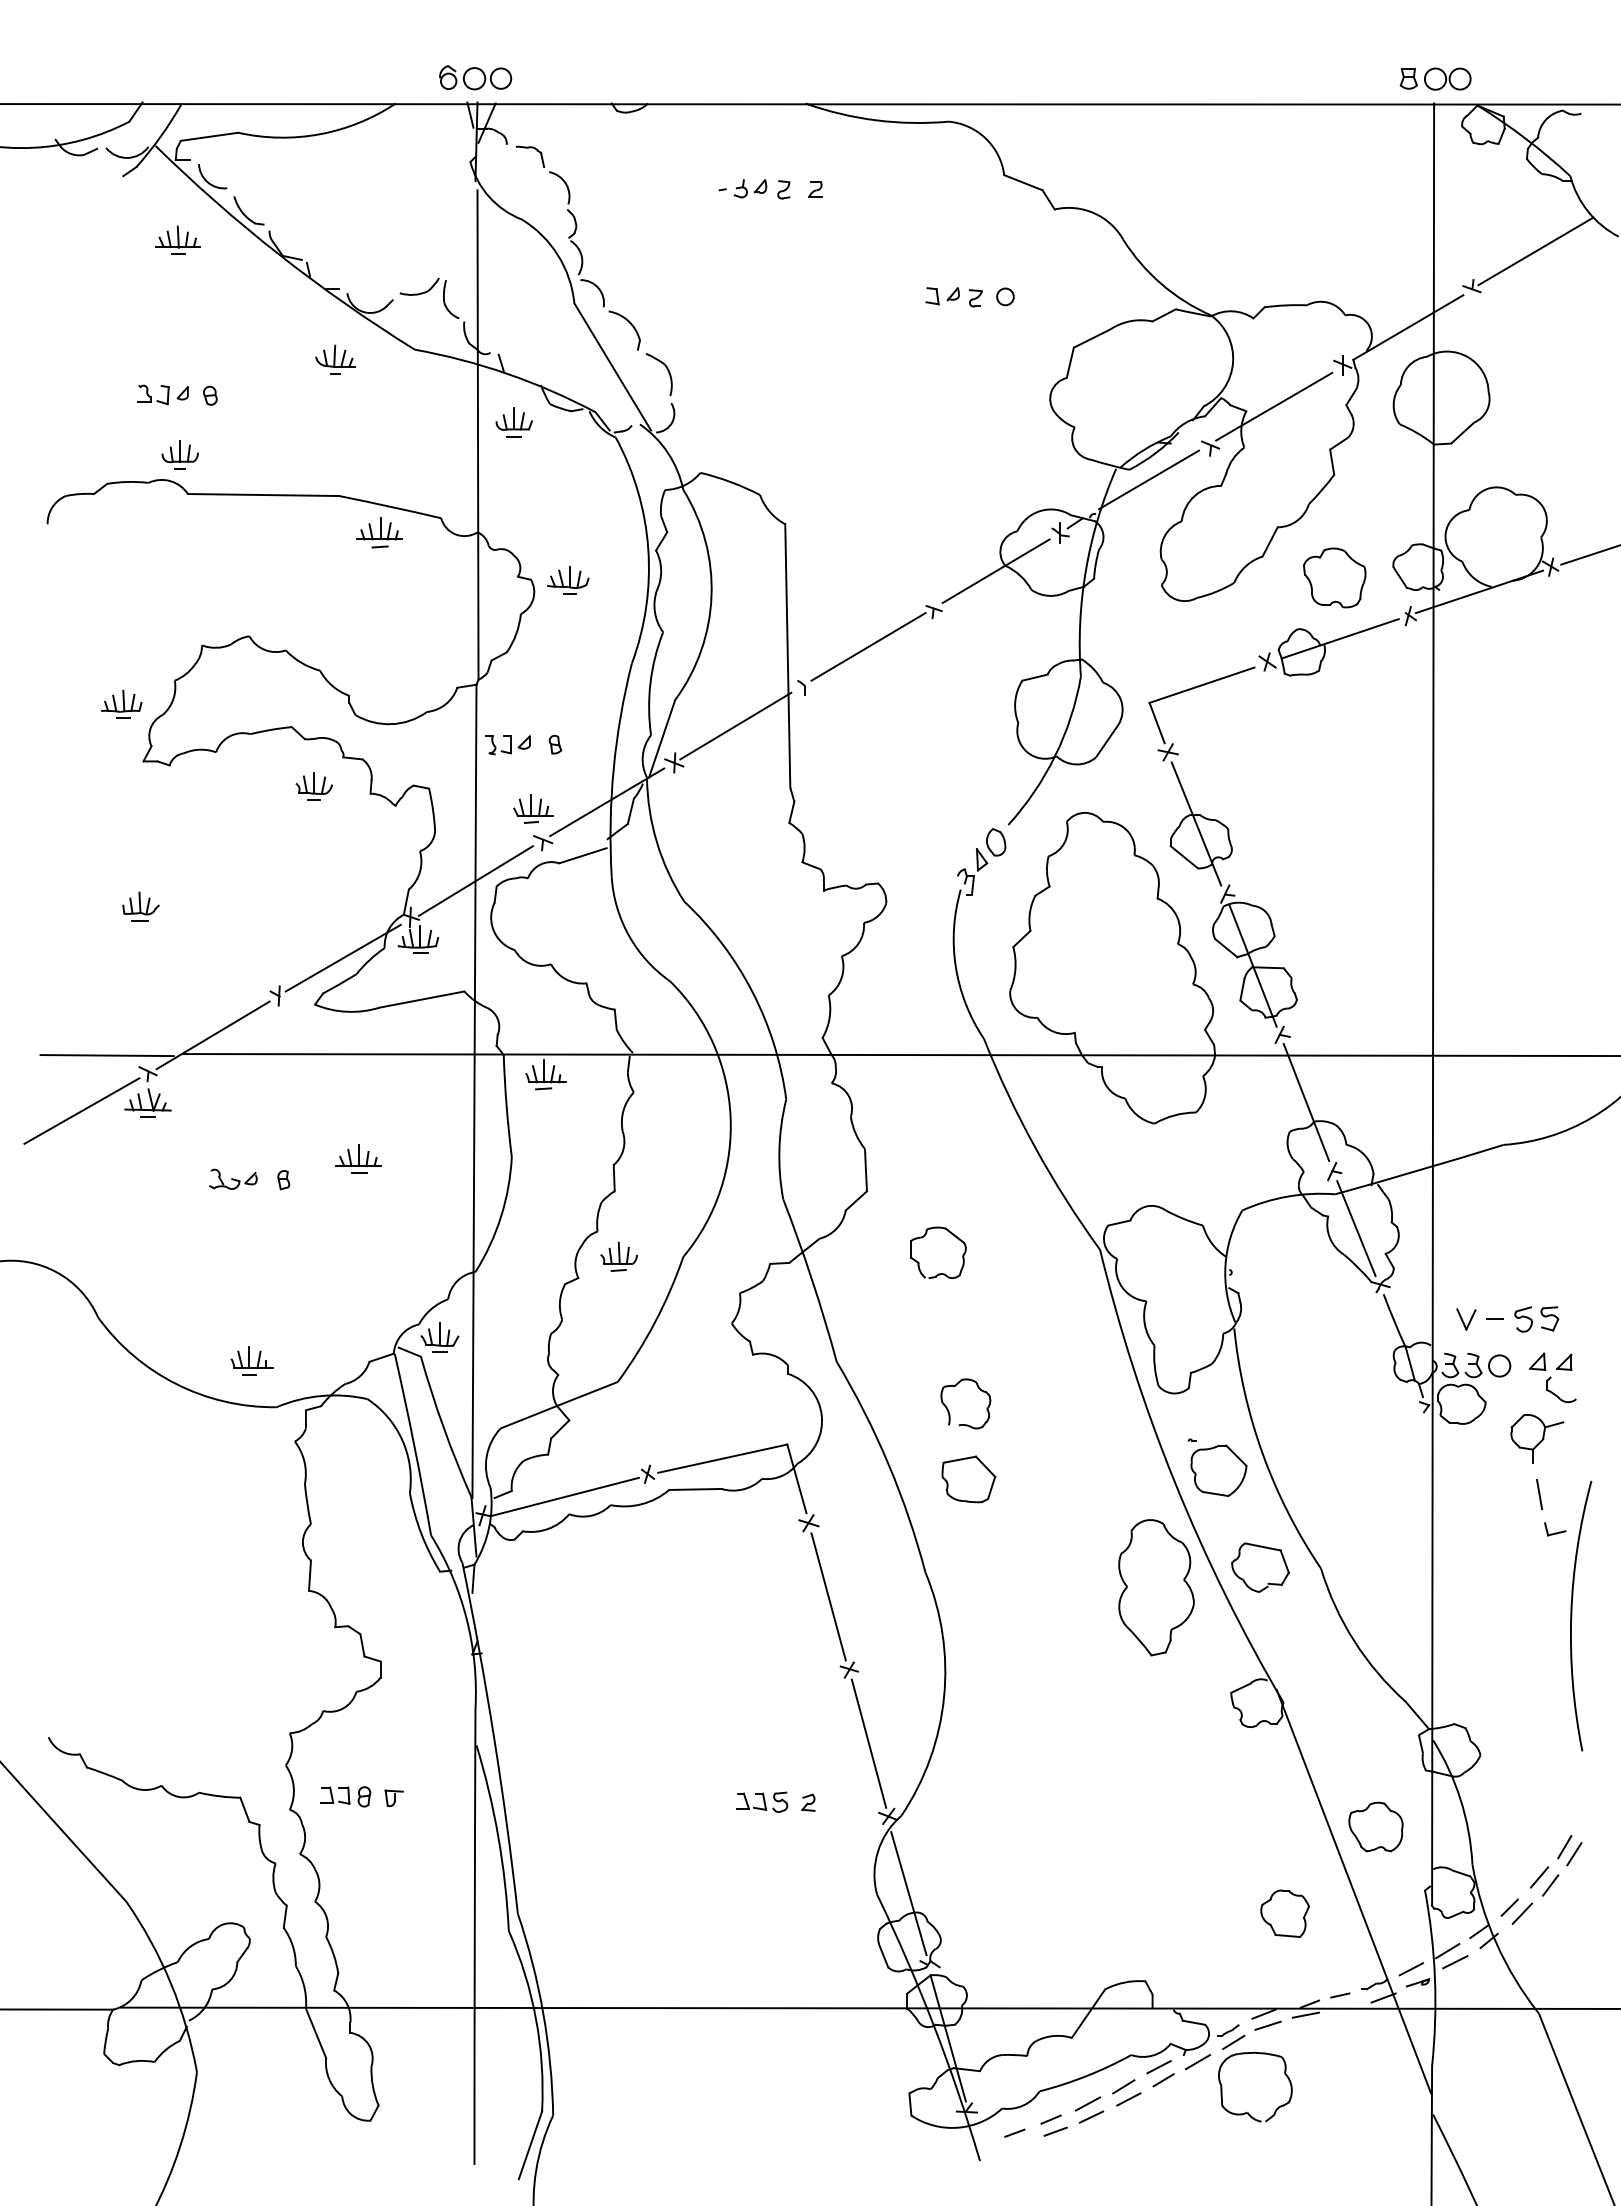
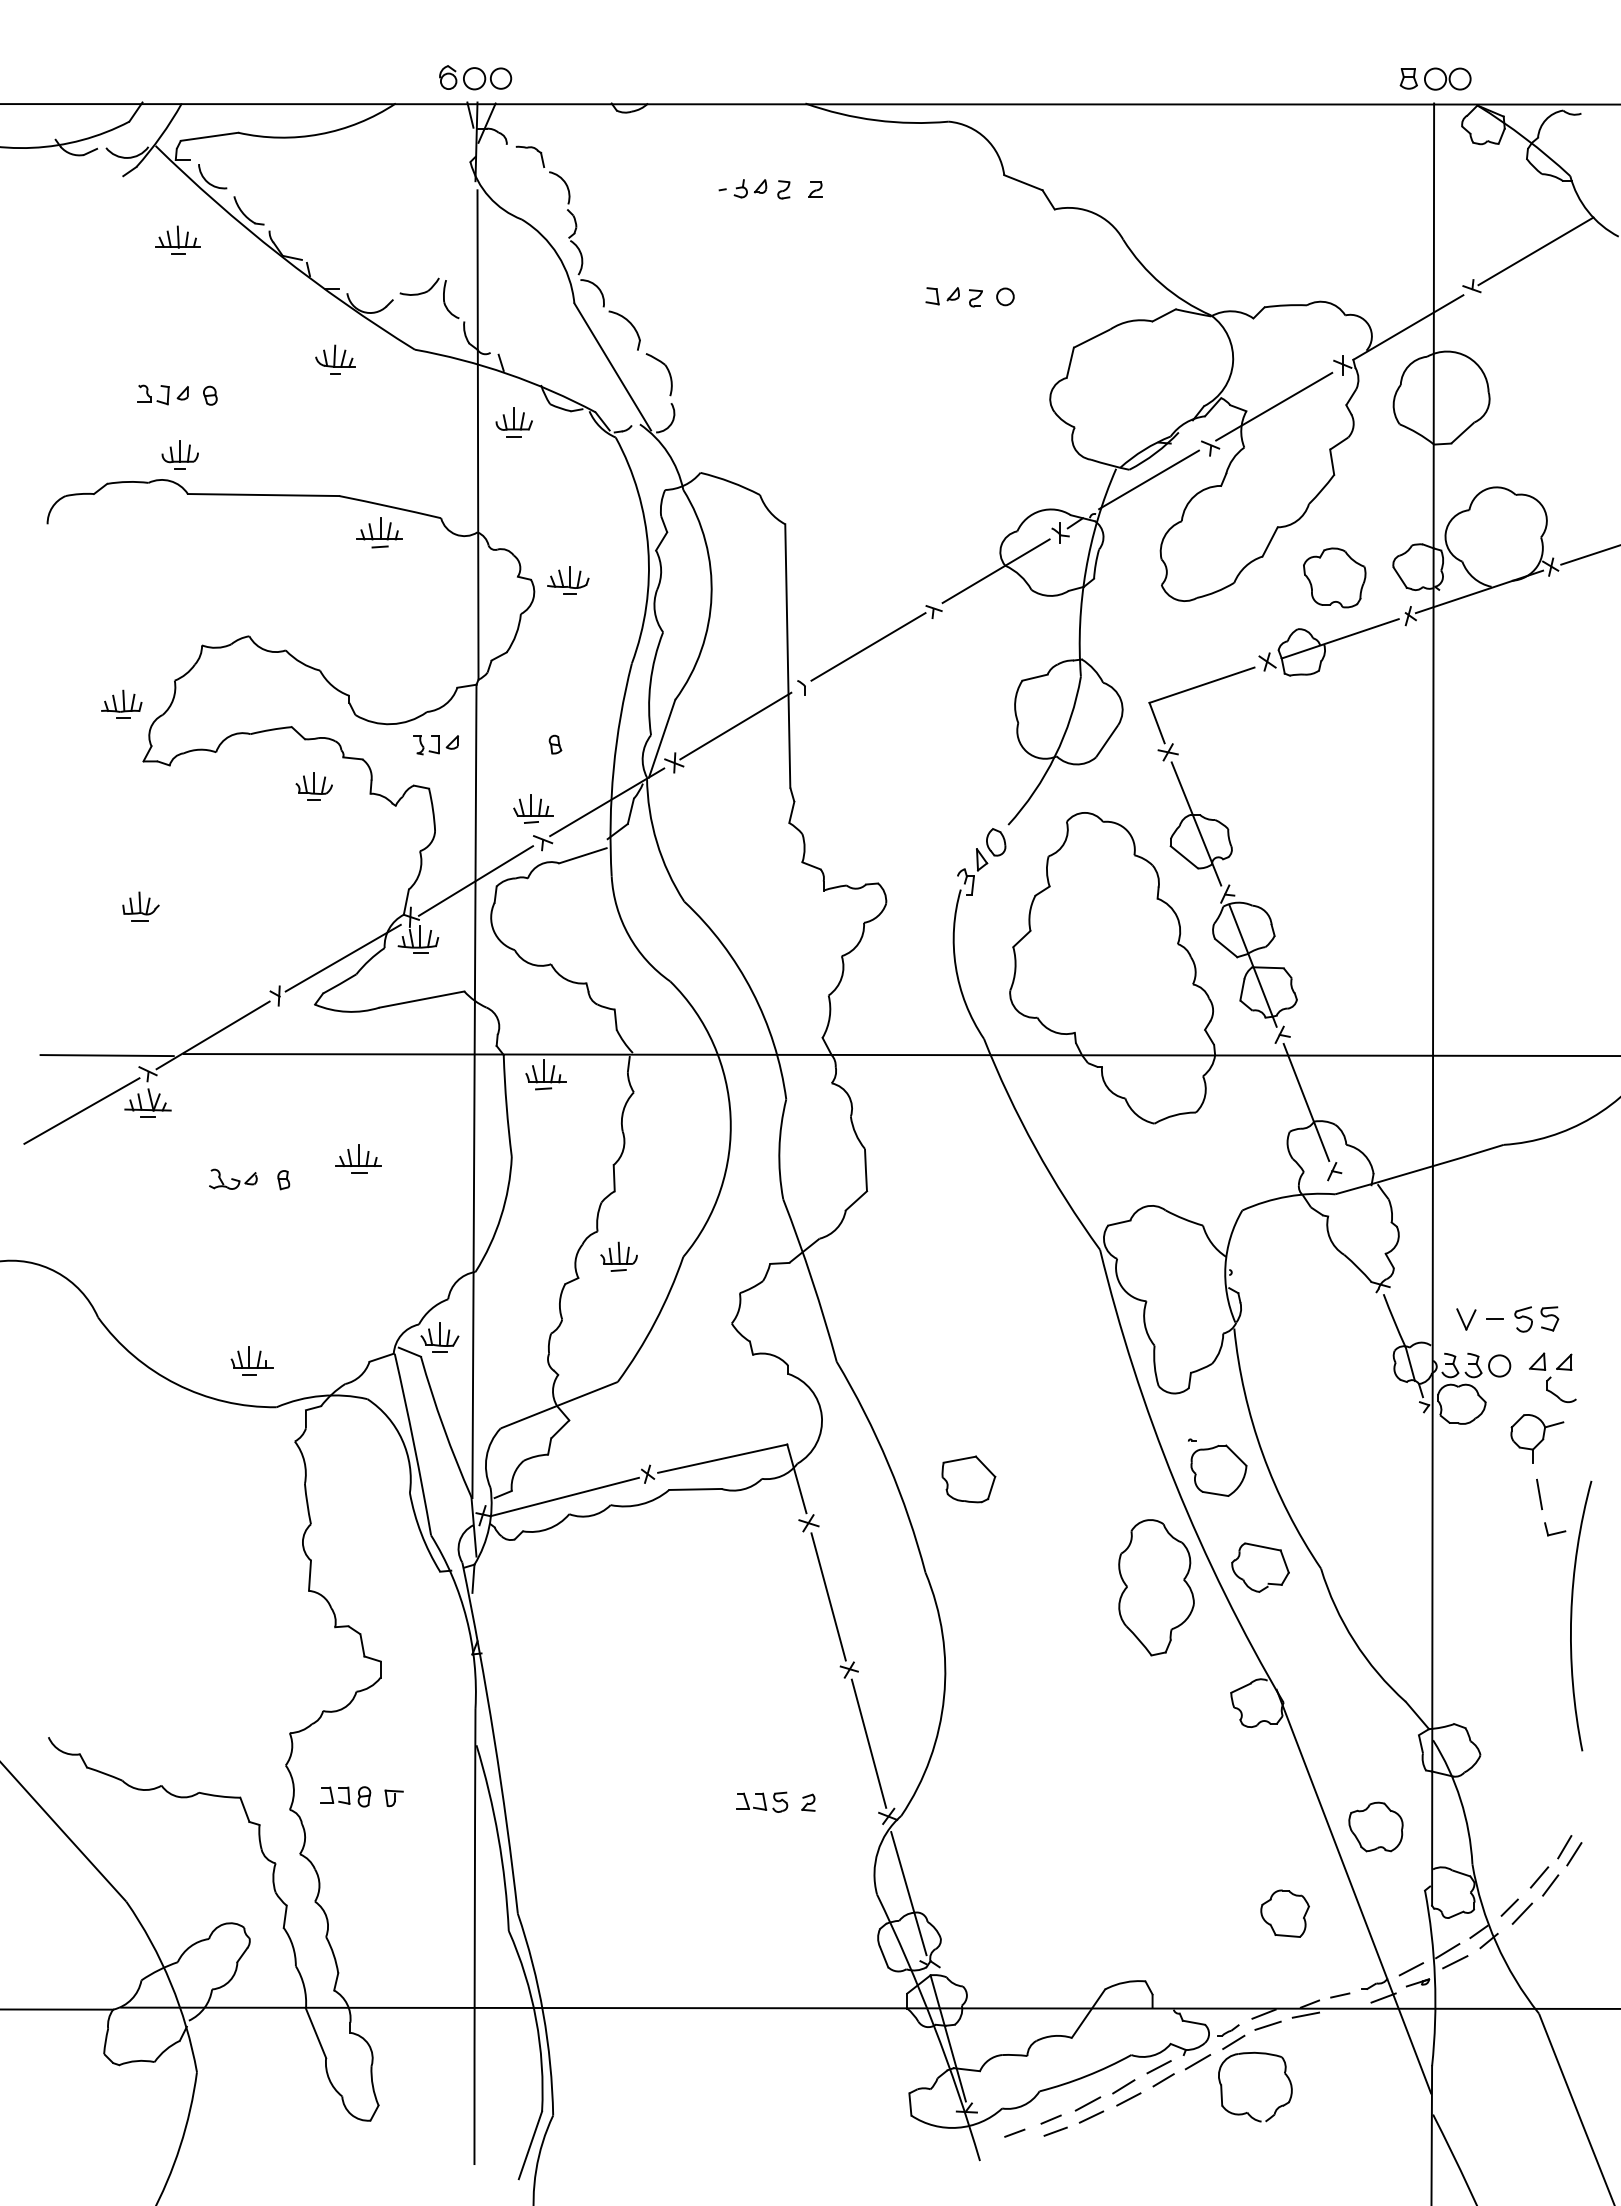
part position: (507, 745) -> (435, 745) (435, 745)
line: present -> none (1356, 1228)
part: present -> none (925, 1236)
part: present -> none (948, 1408)
